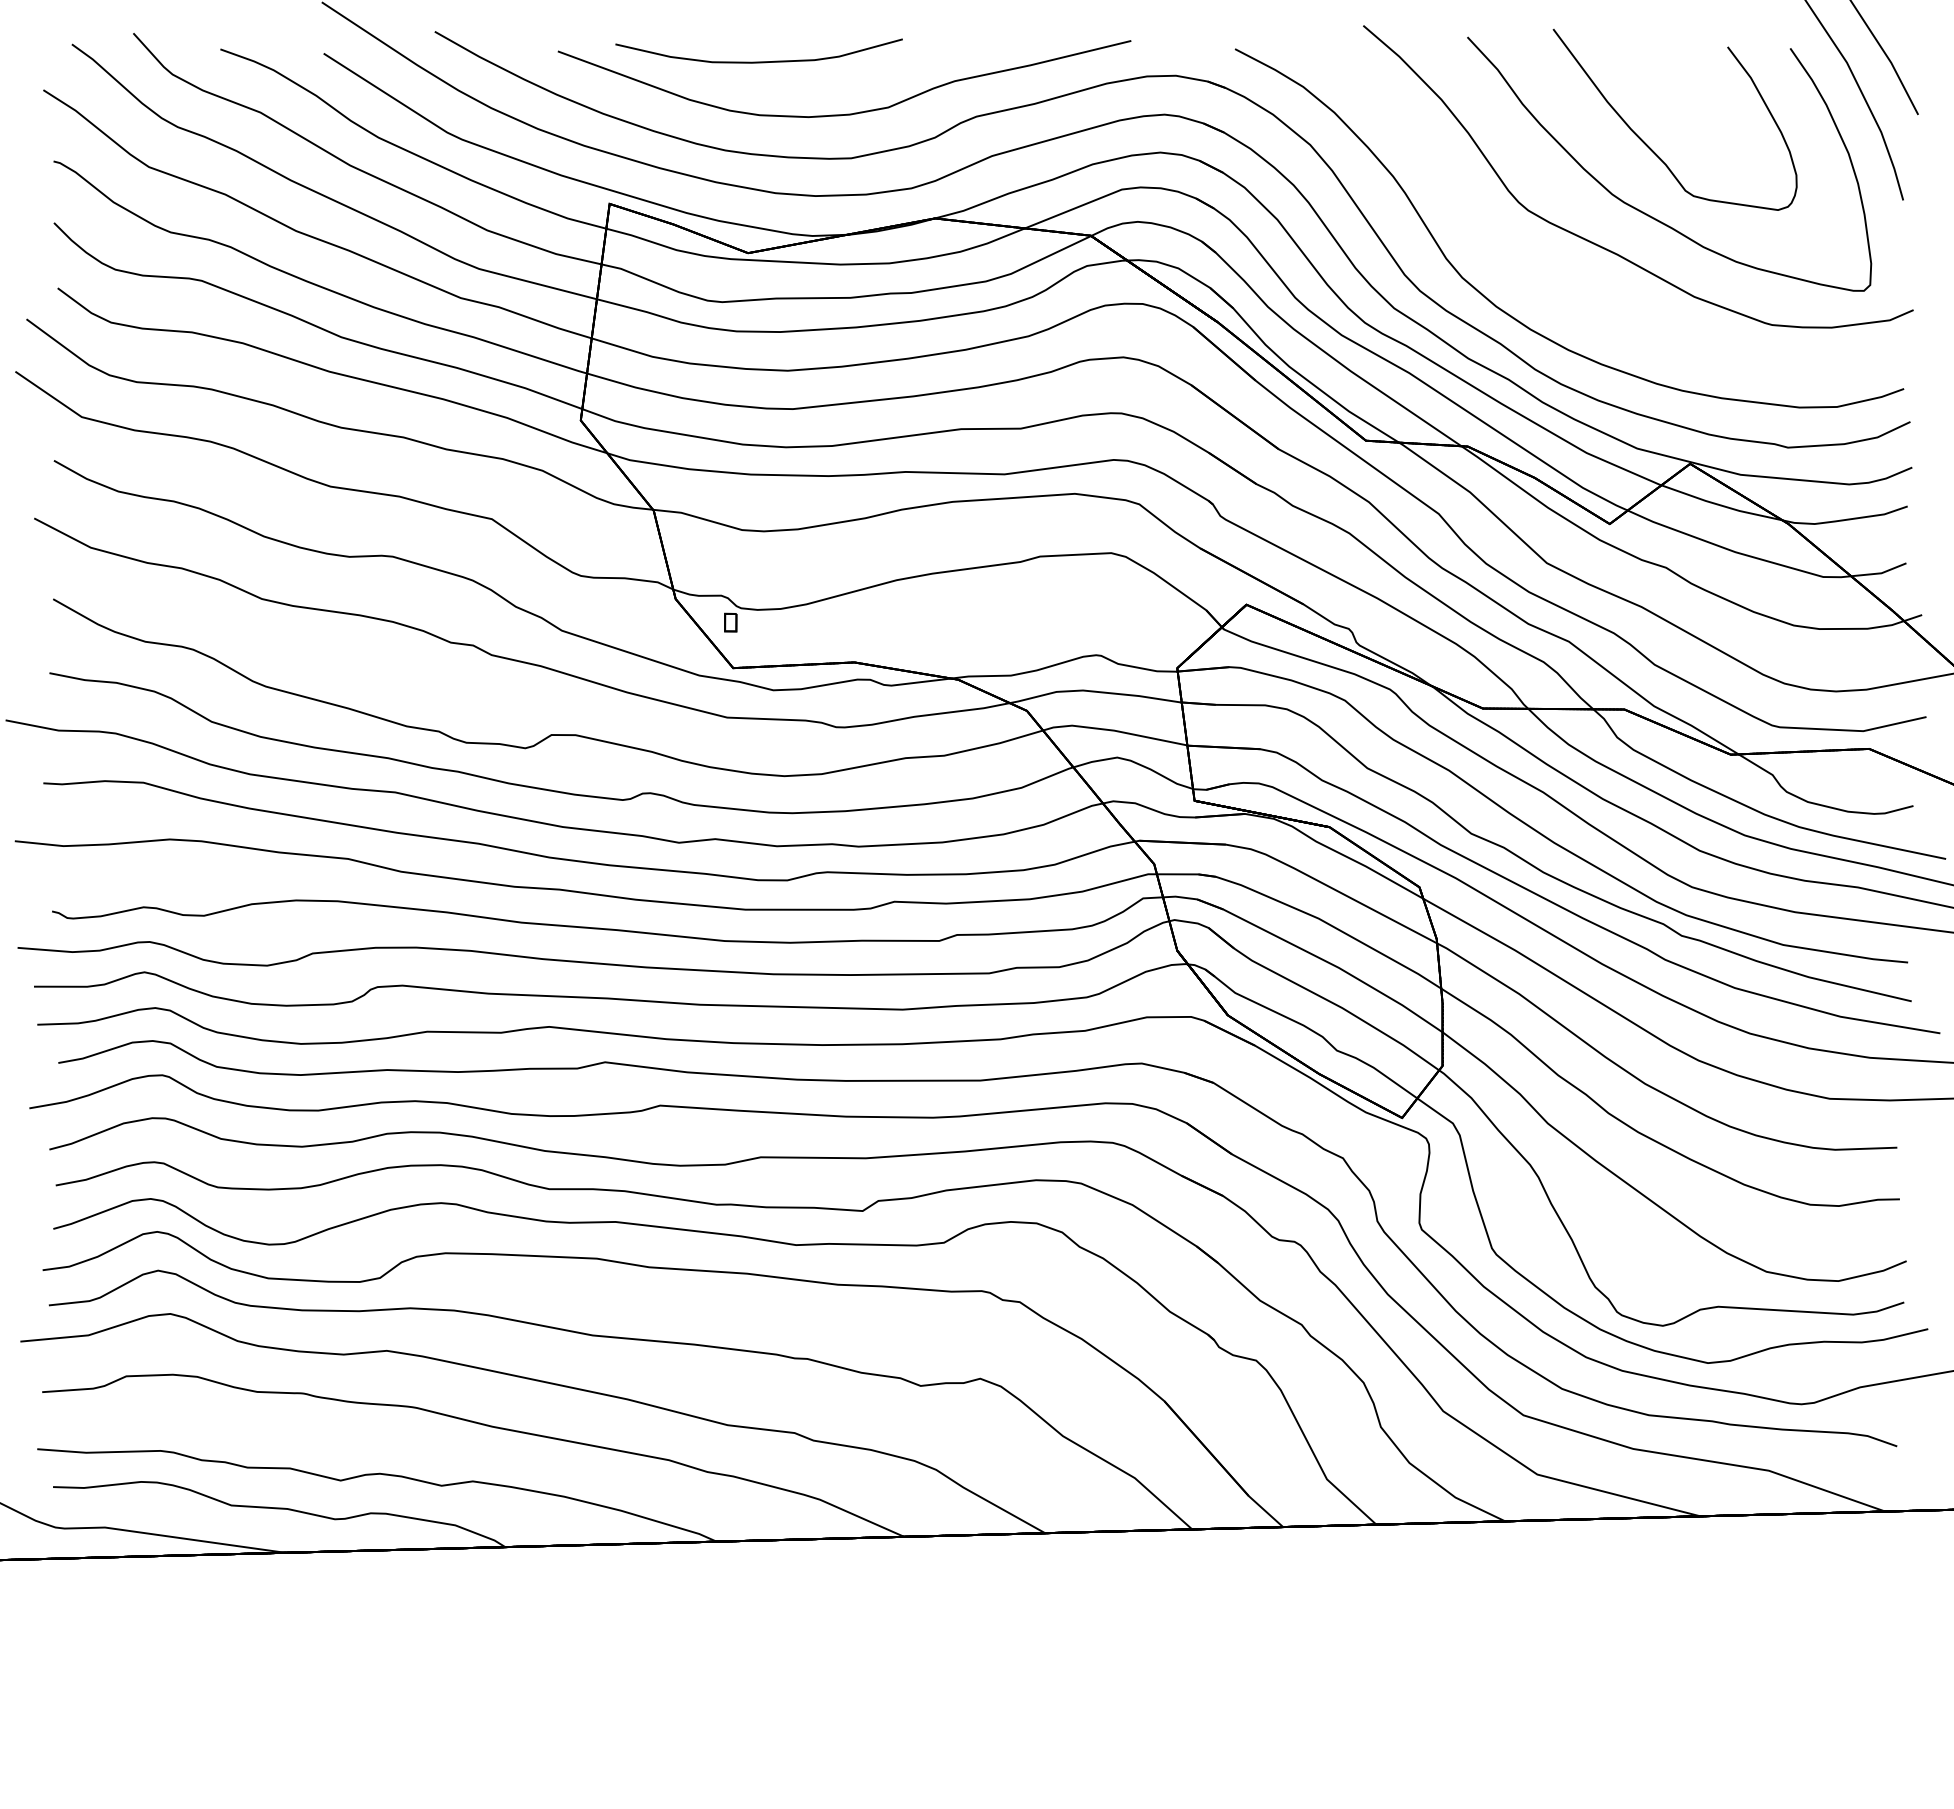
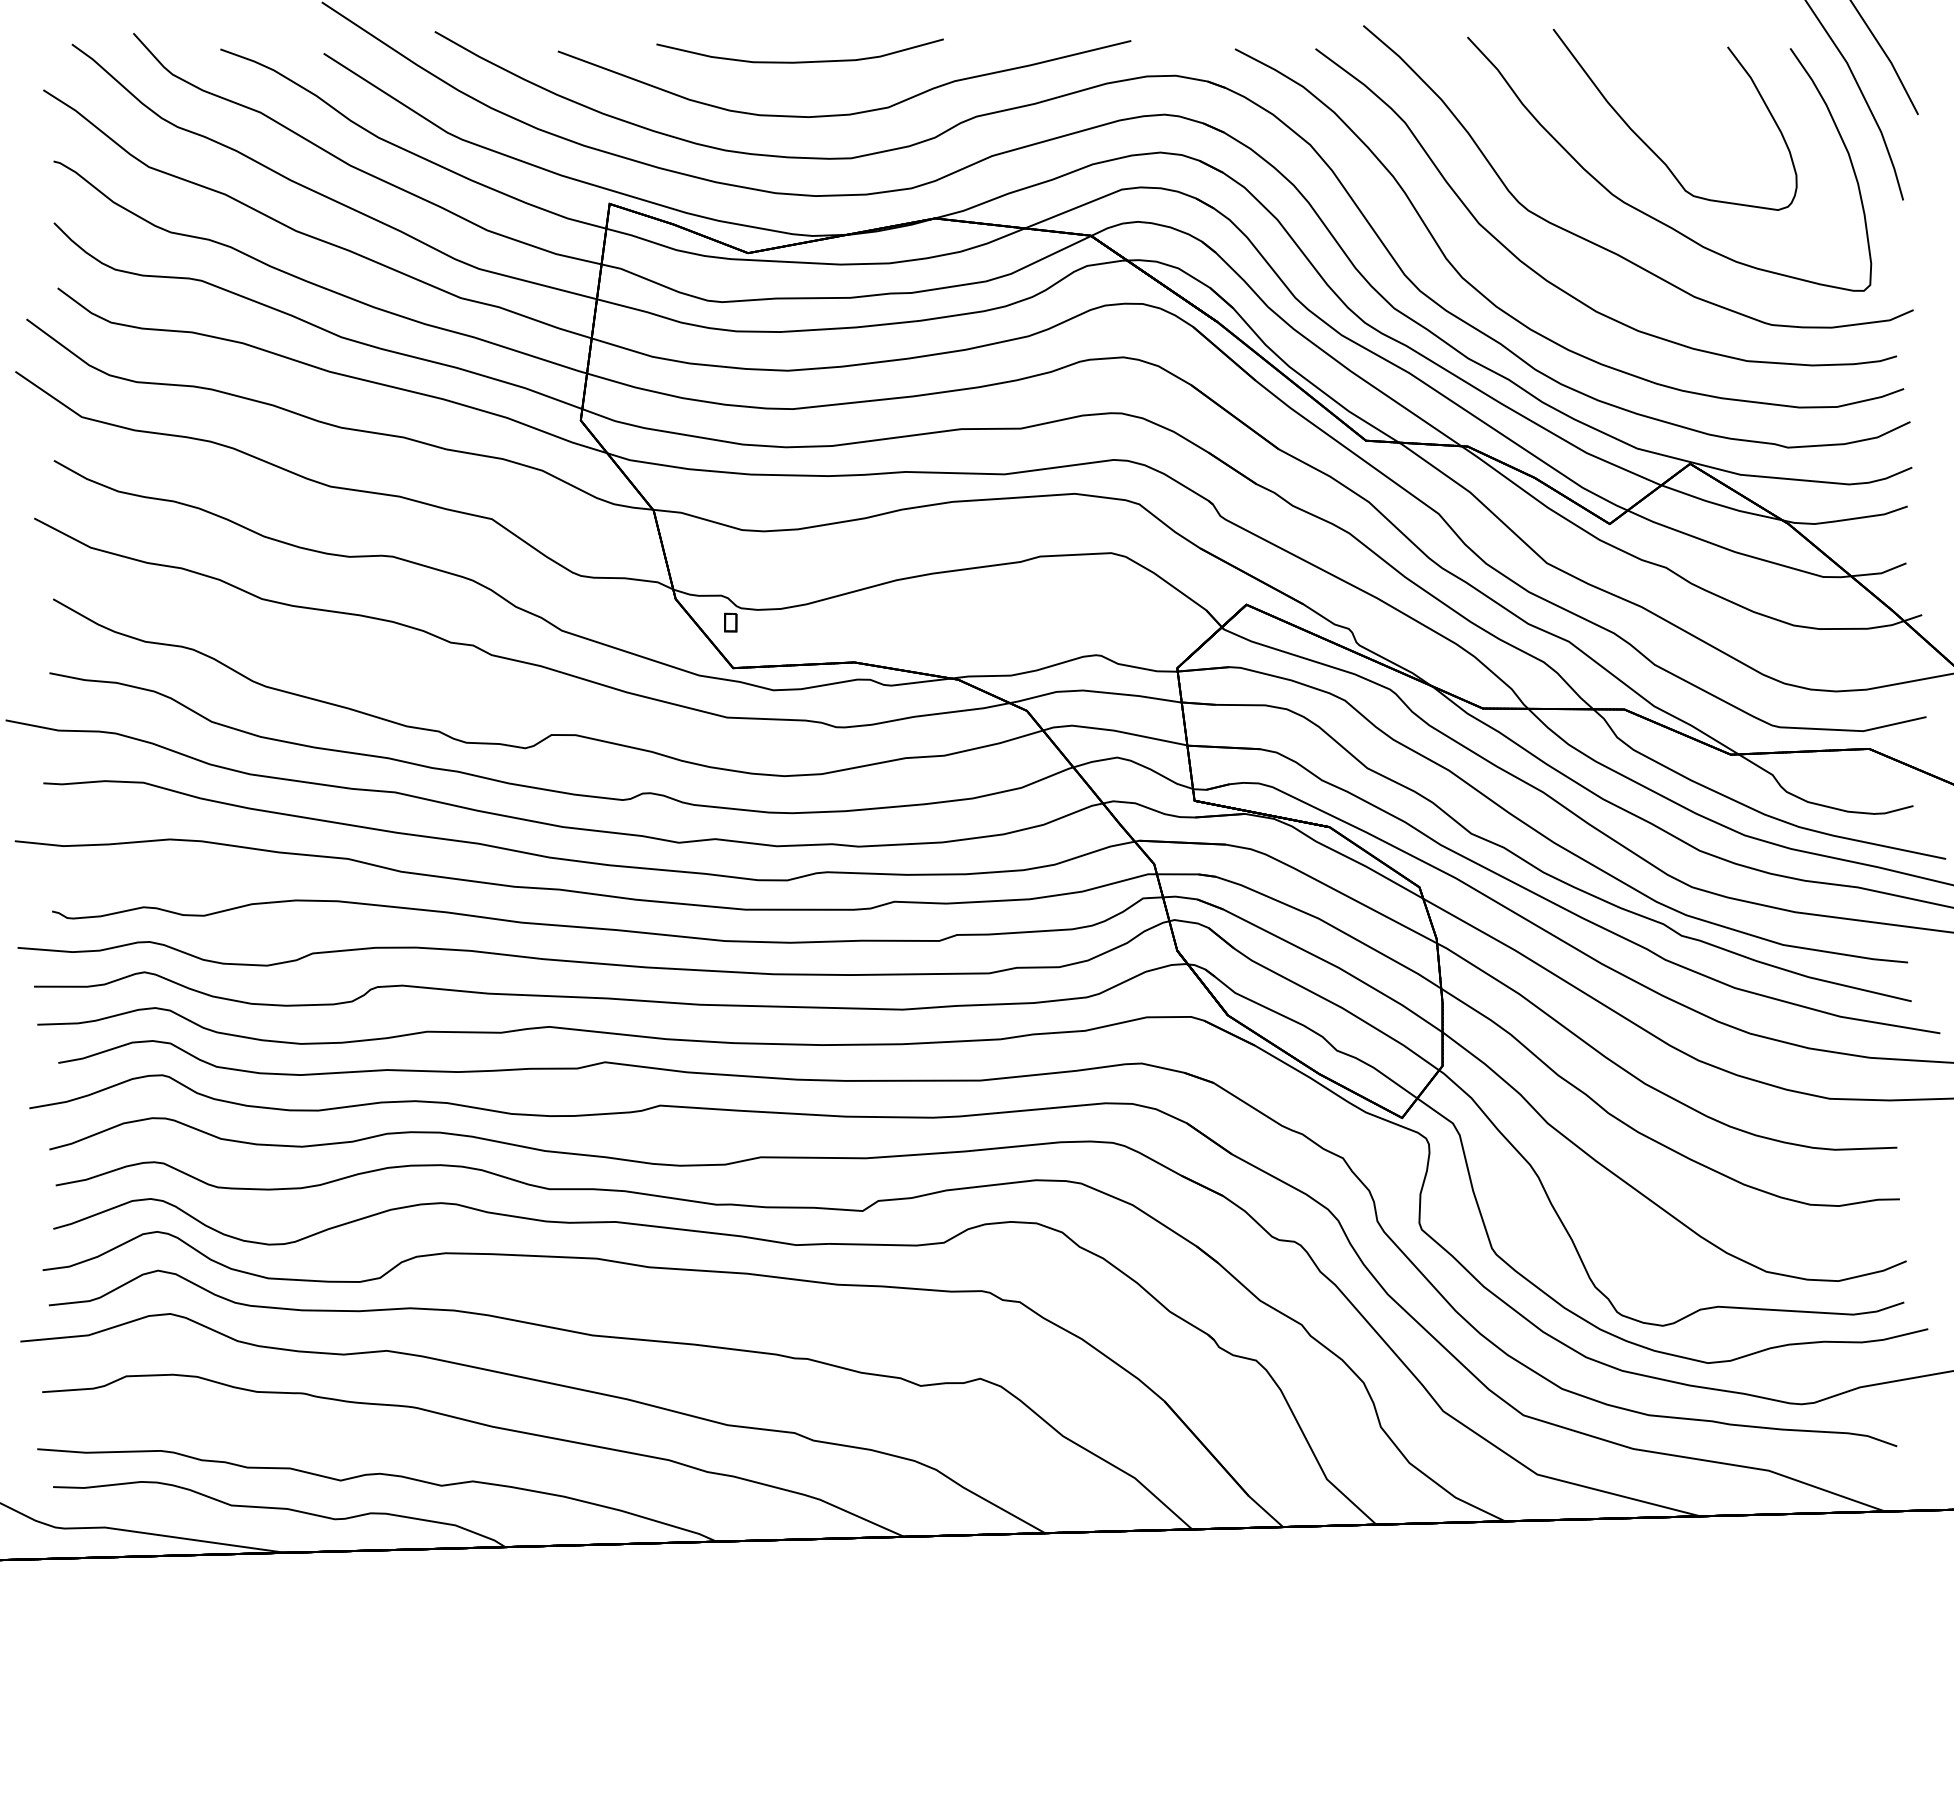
curve position: (758, 61) -> (799, 61) (799, 61)
curve: none -> present (1558, 286)
